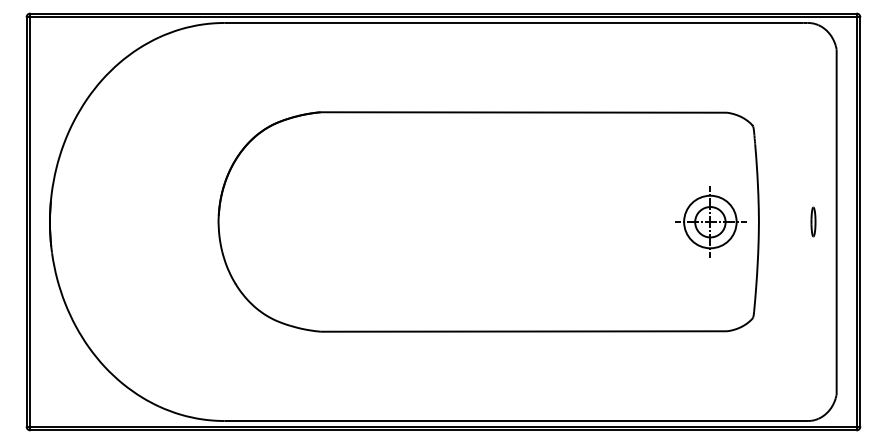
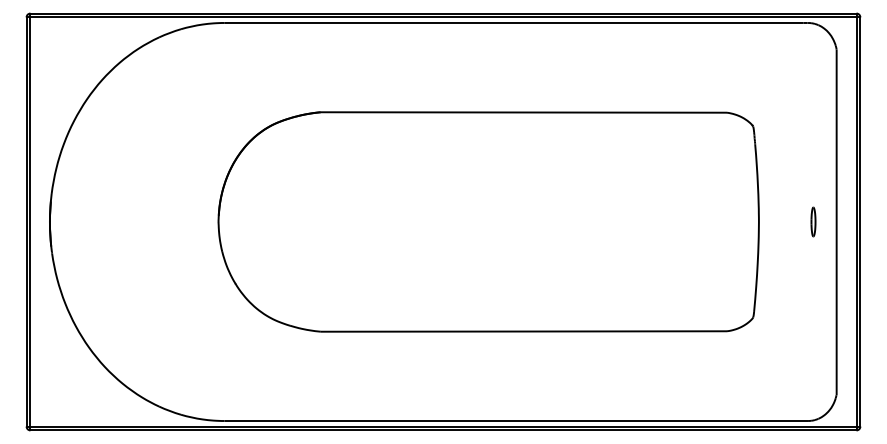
part: present -> none (710, 221)
